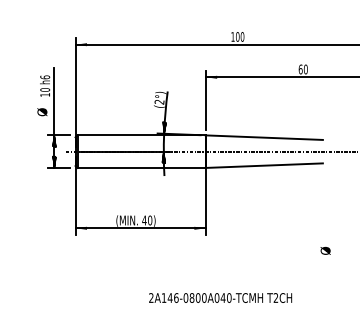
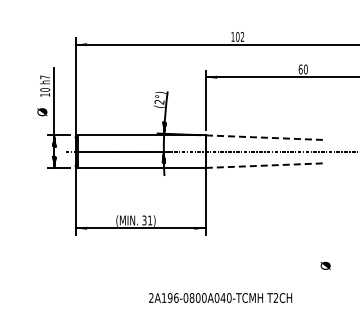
text: 100 -> 102 (242, 36)
text: h6 -> h7 (45, 77)
line: solid -> dashed (264, 137)
line: solid -> dashed (264, 165)
text: 40) -> 31) (147, 220)
text position: (325, 250) -> (325, 265) (325, 265)
text: 2A146-0800A040-TCMH -> 2A196-0800A040-TCMH (169, 297)
